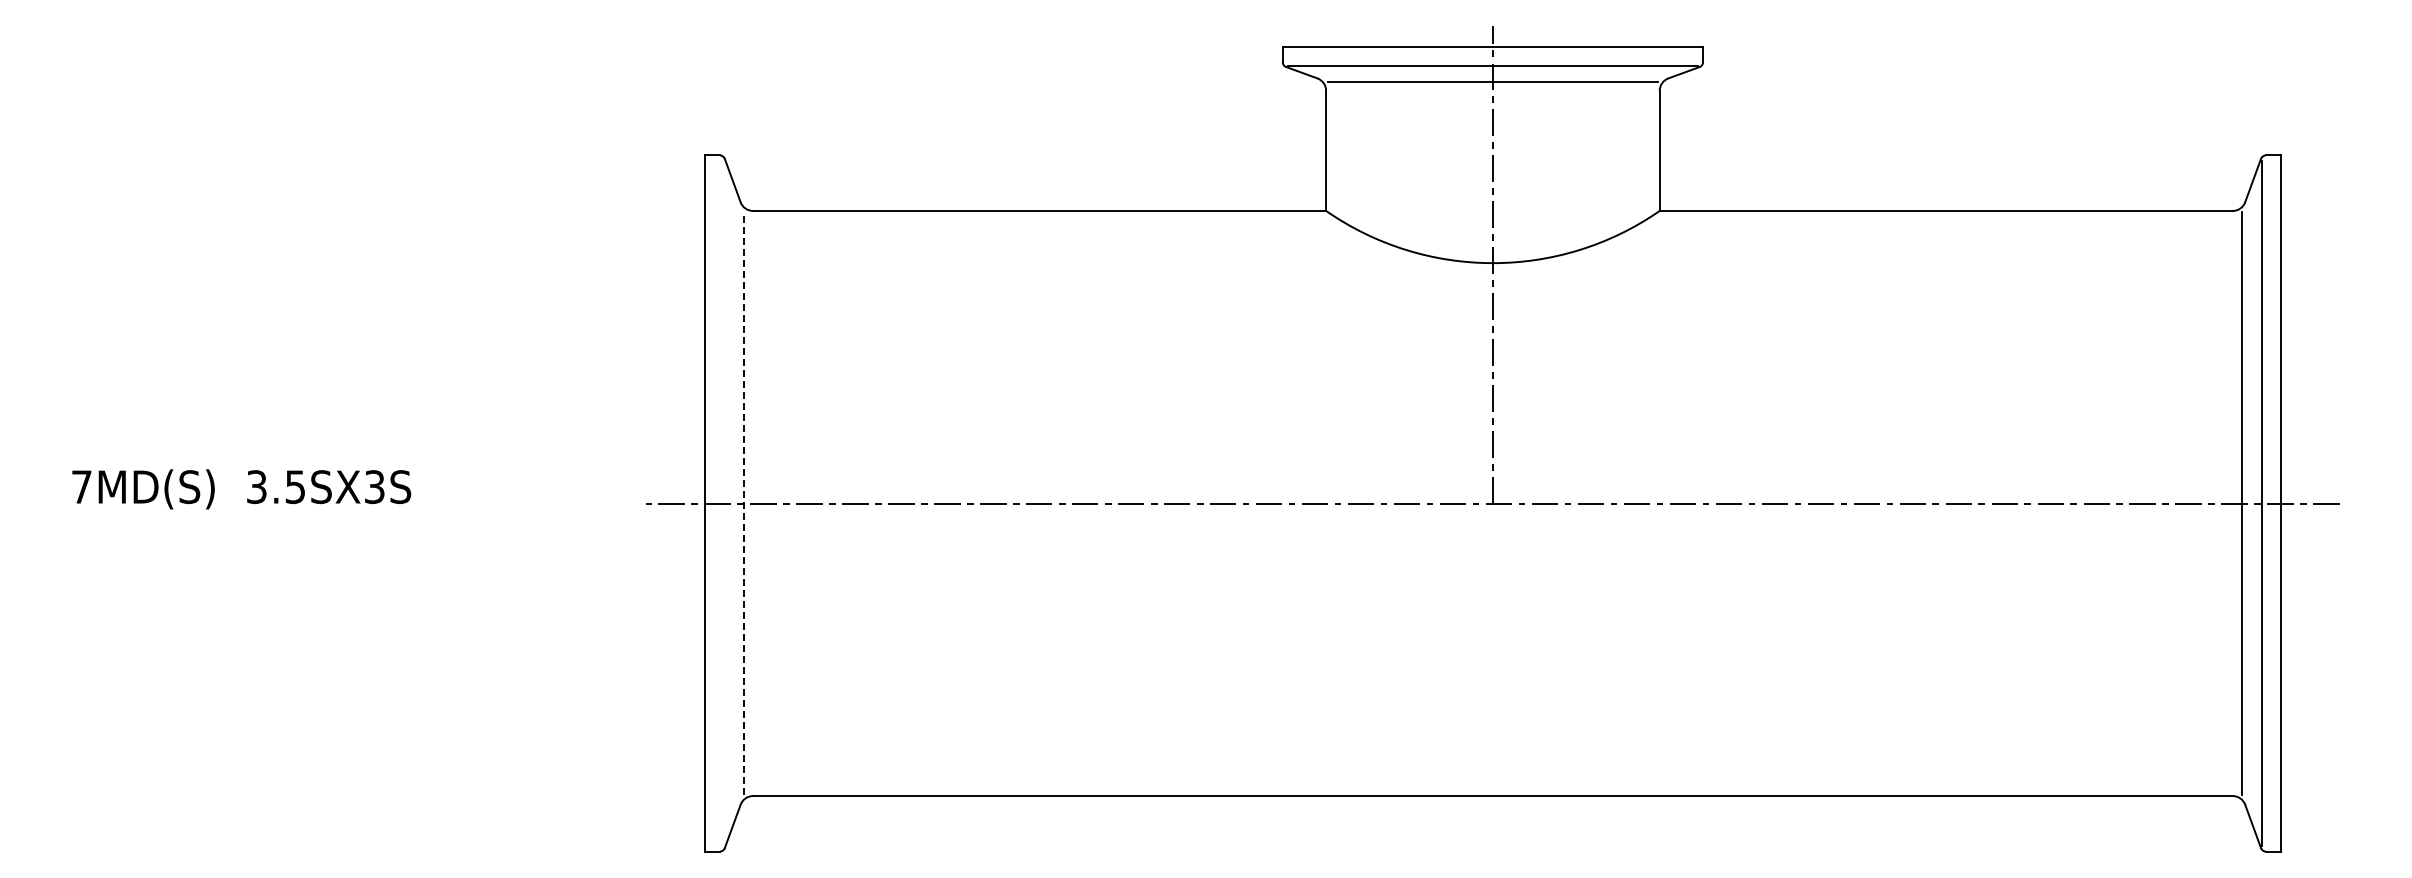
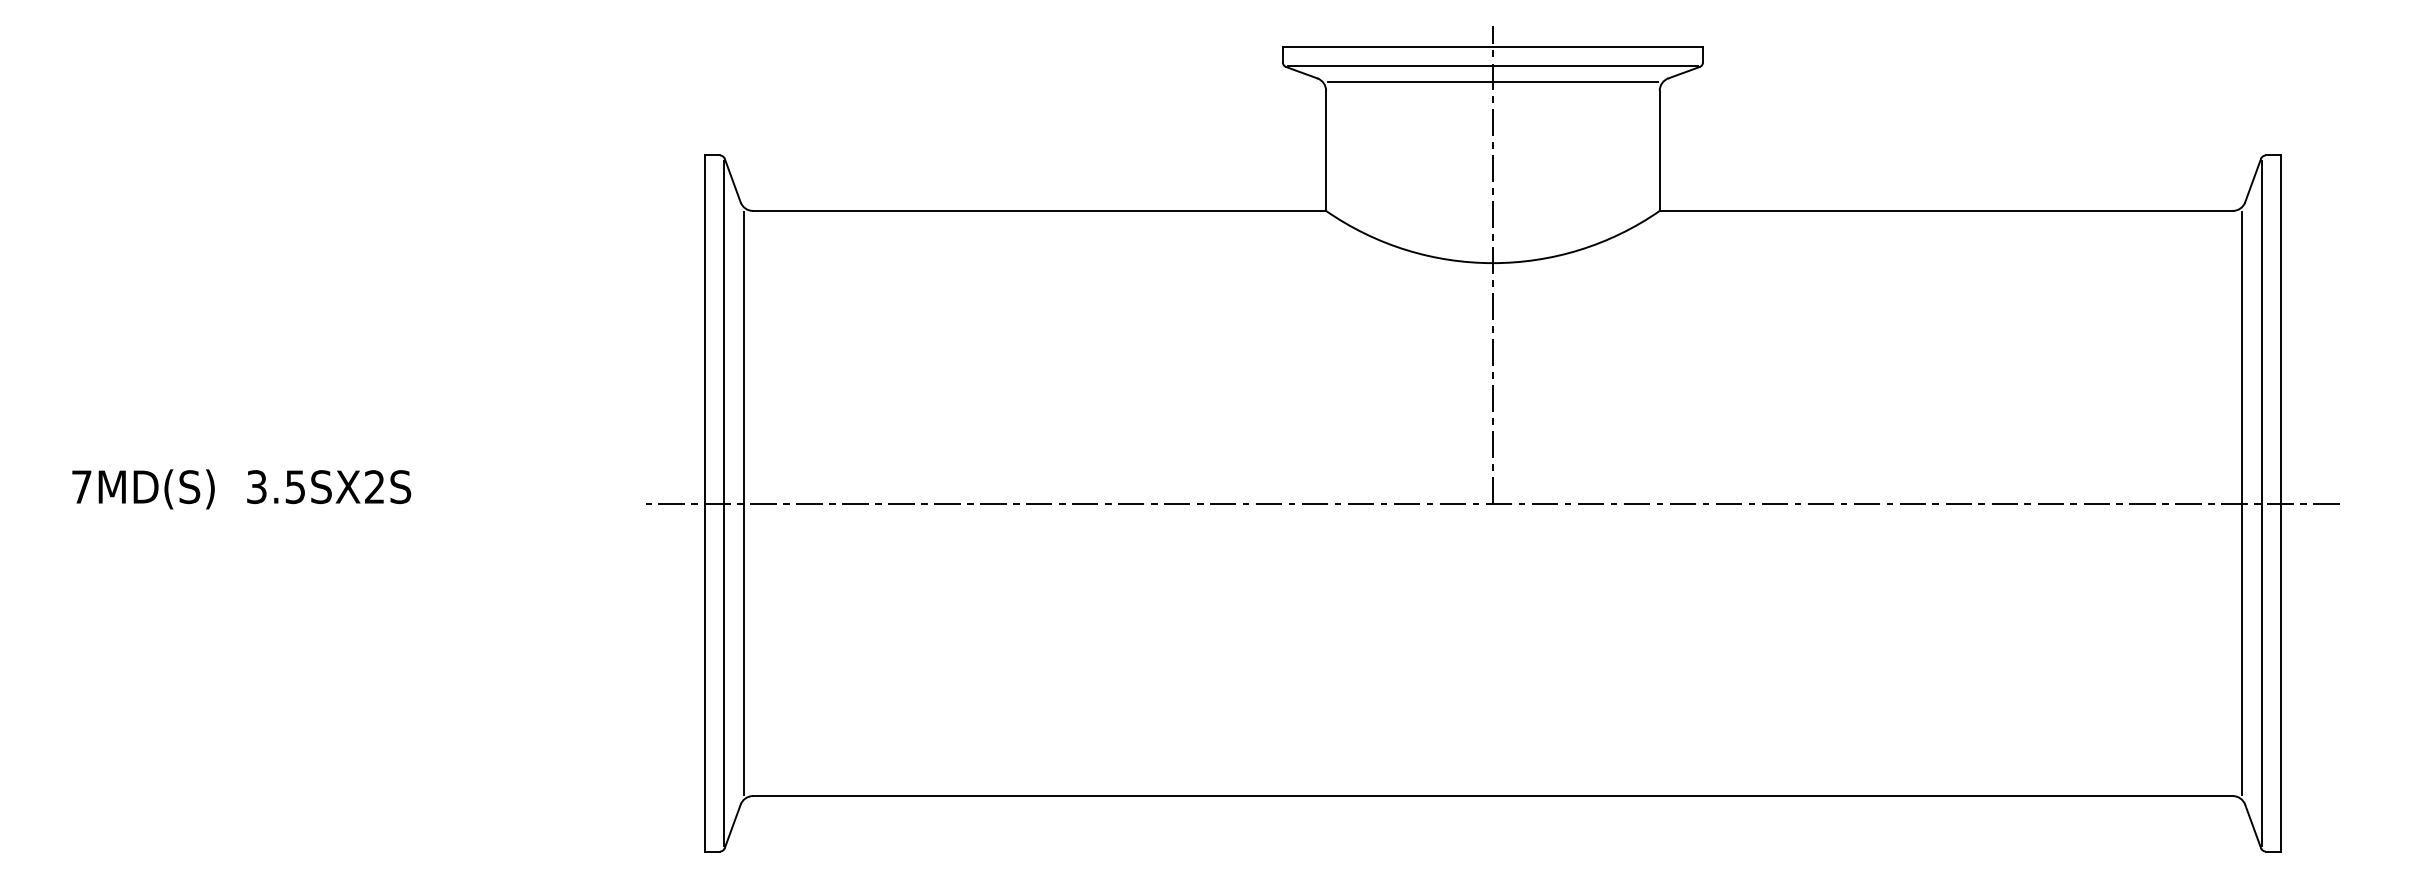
text: 3.5SX3S -> 3.5SX2S (374, 487)
line: none -> present (723, 503)
line: dashed -> solid (743, 503)
